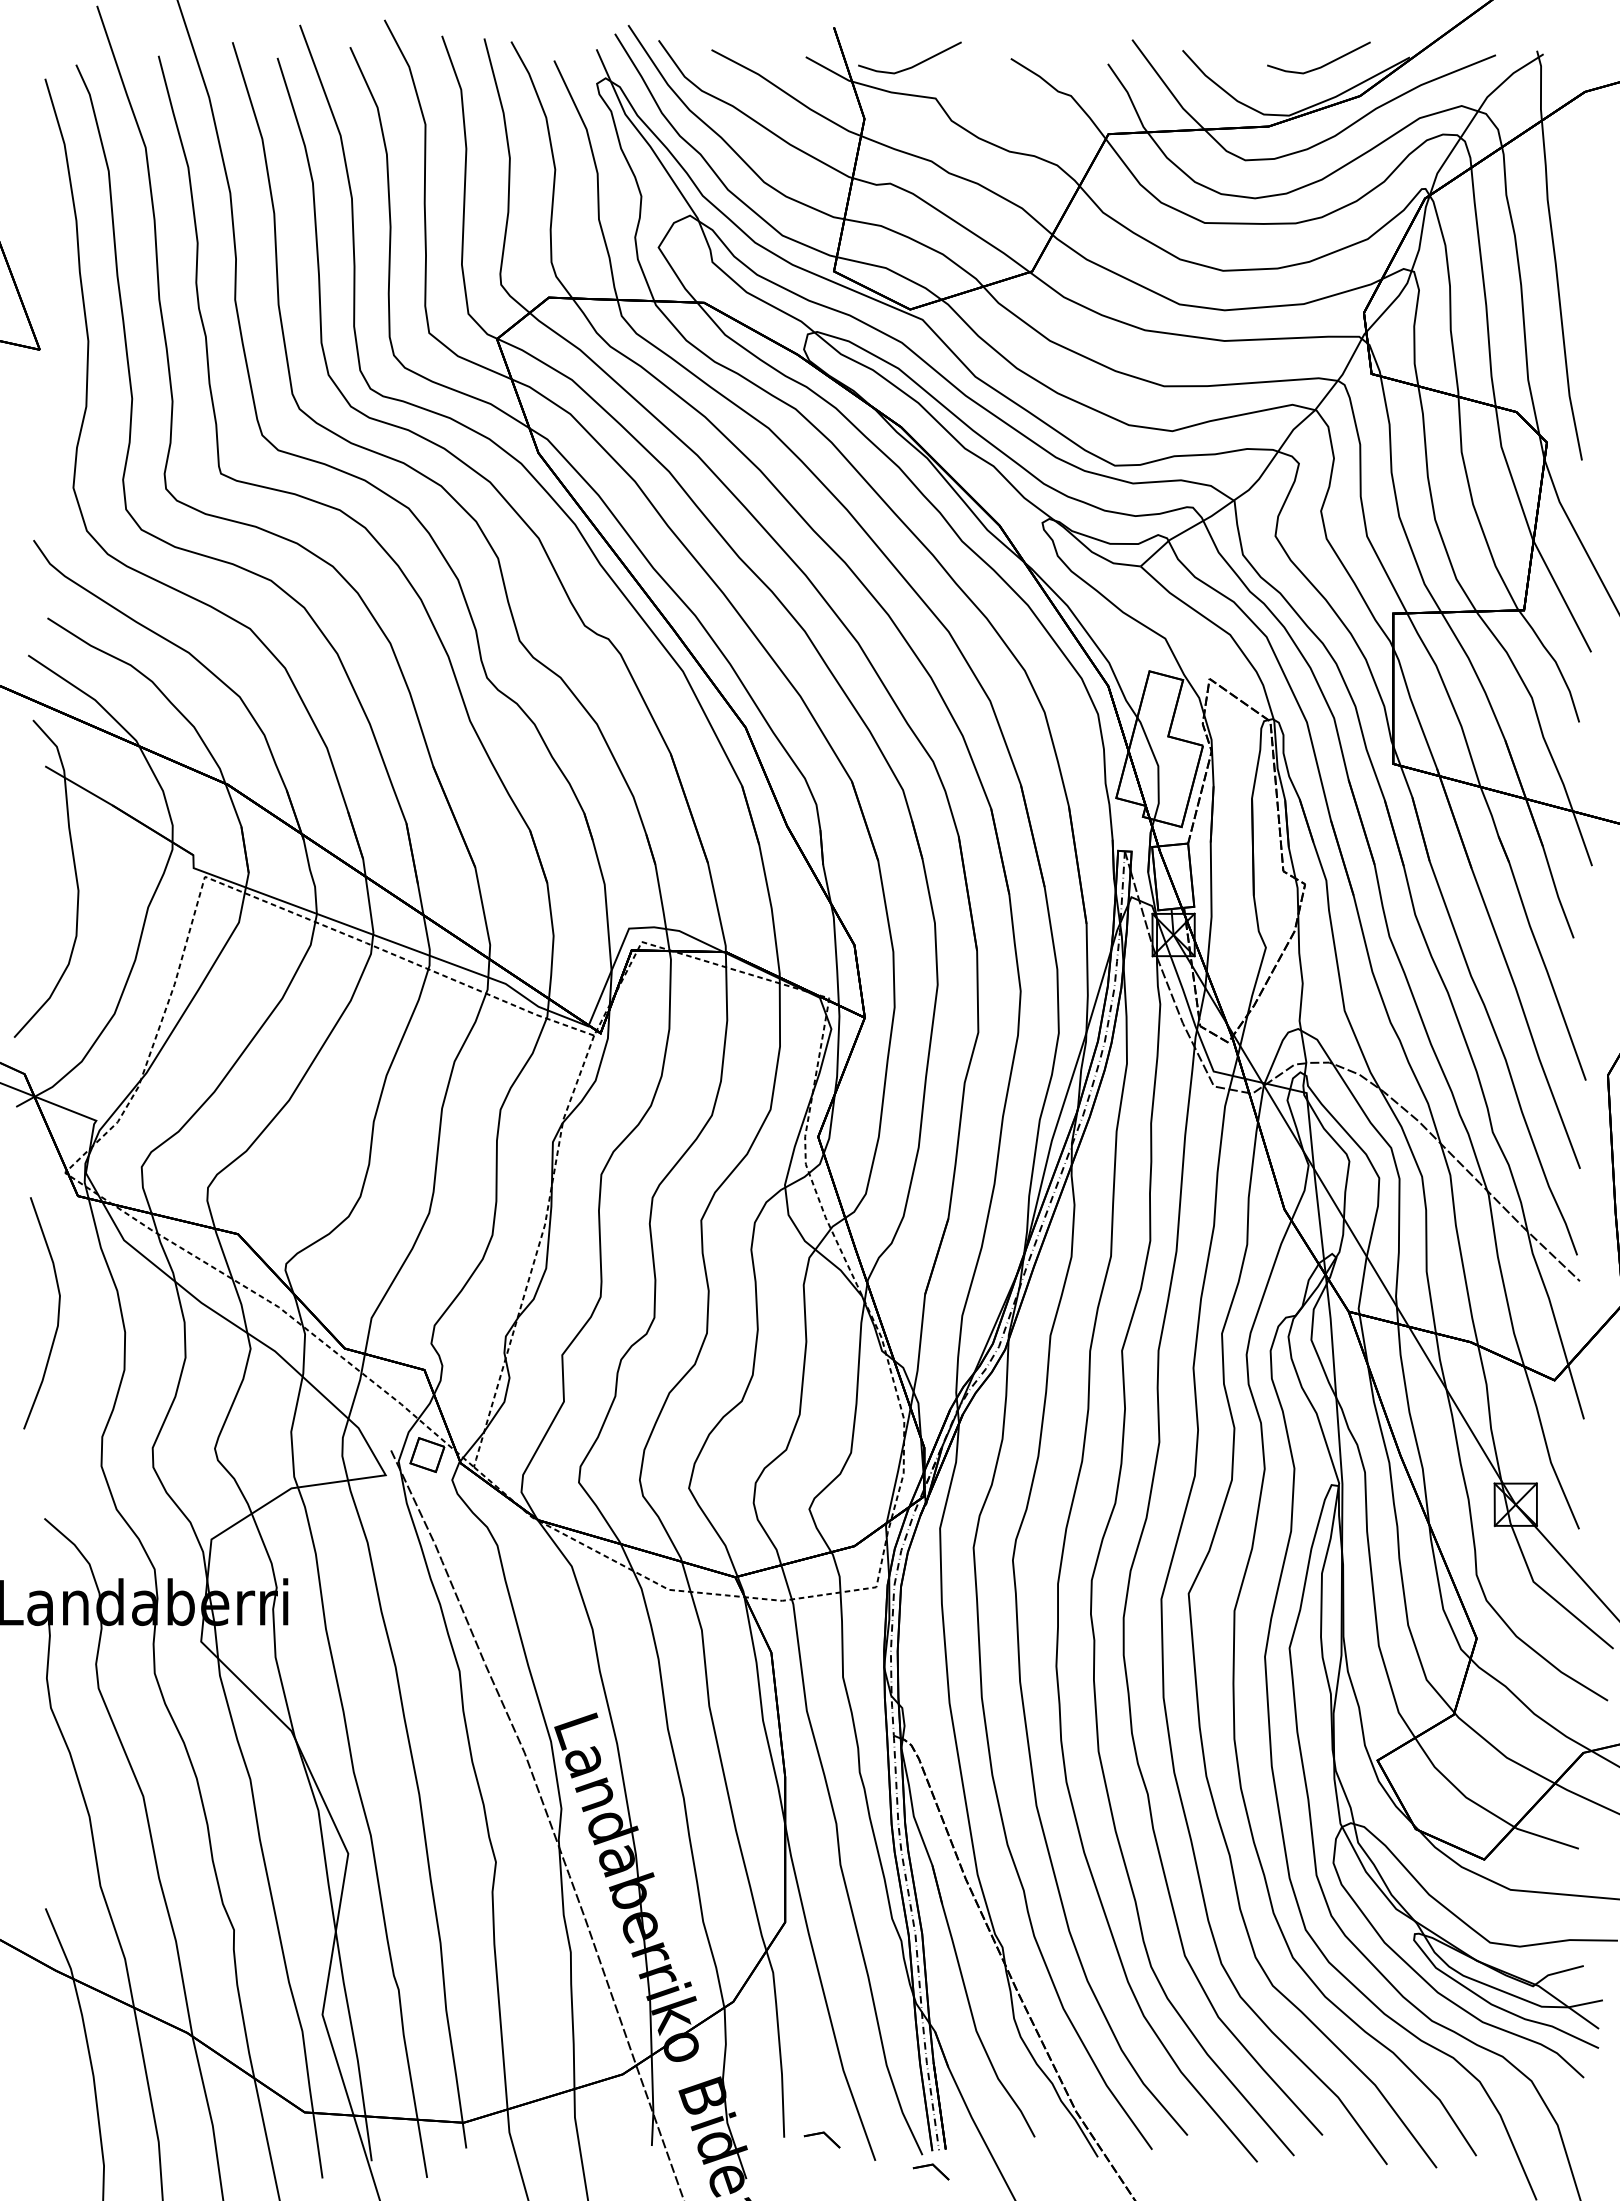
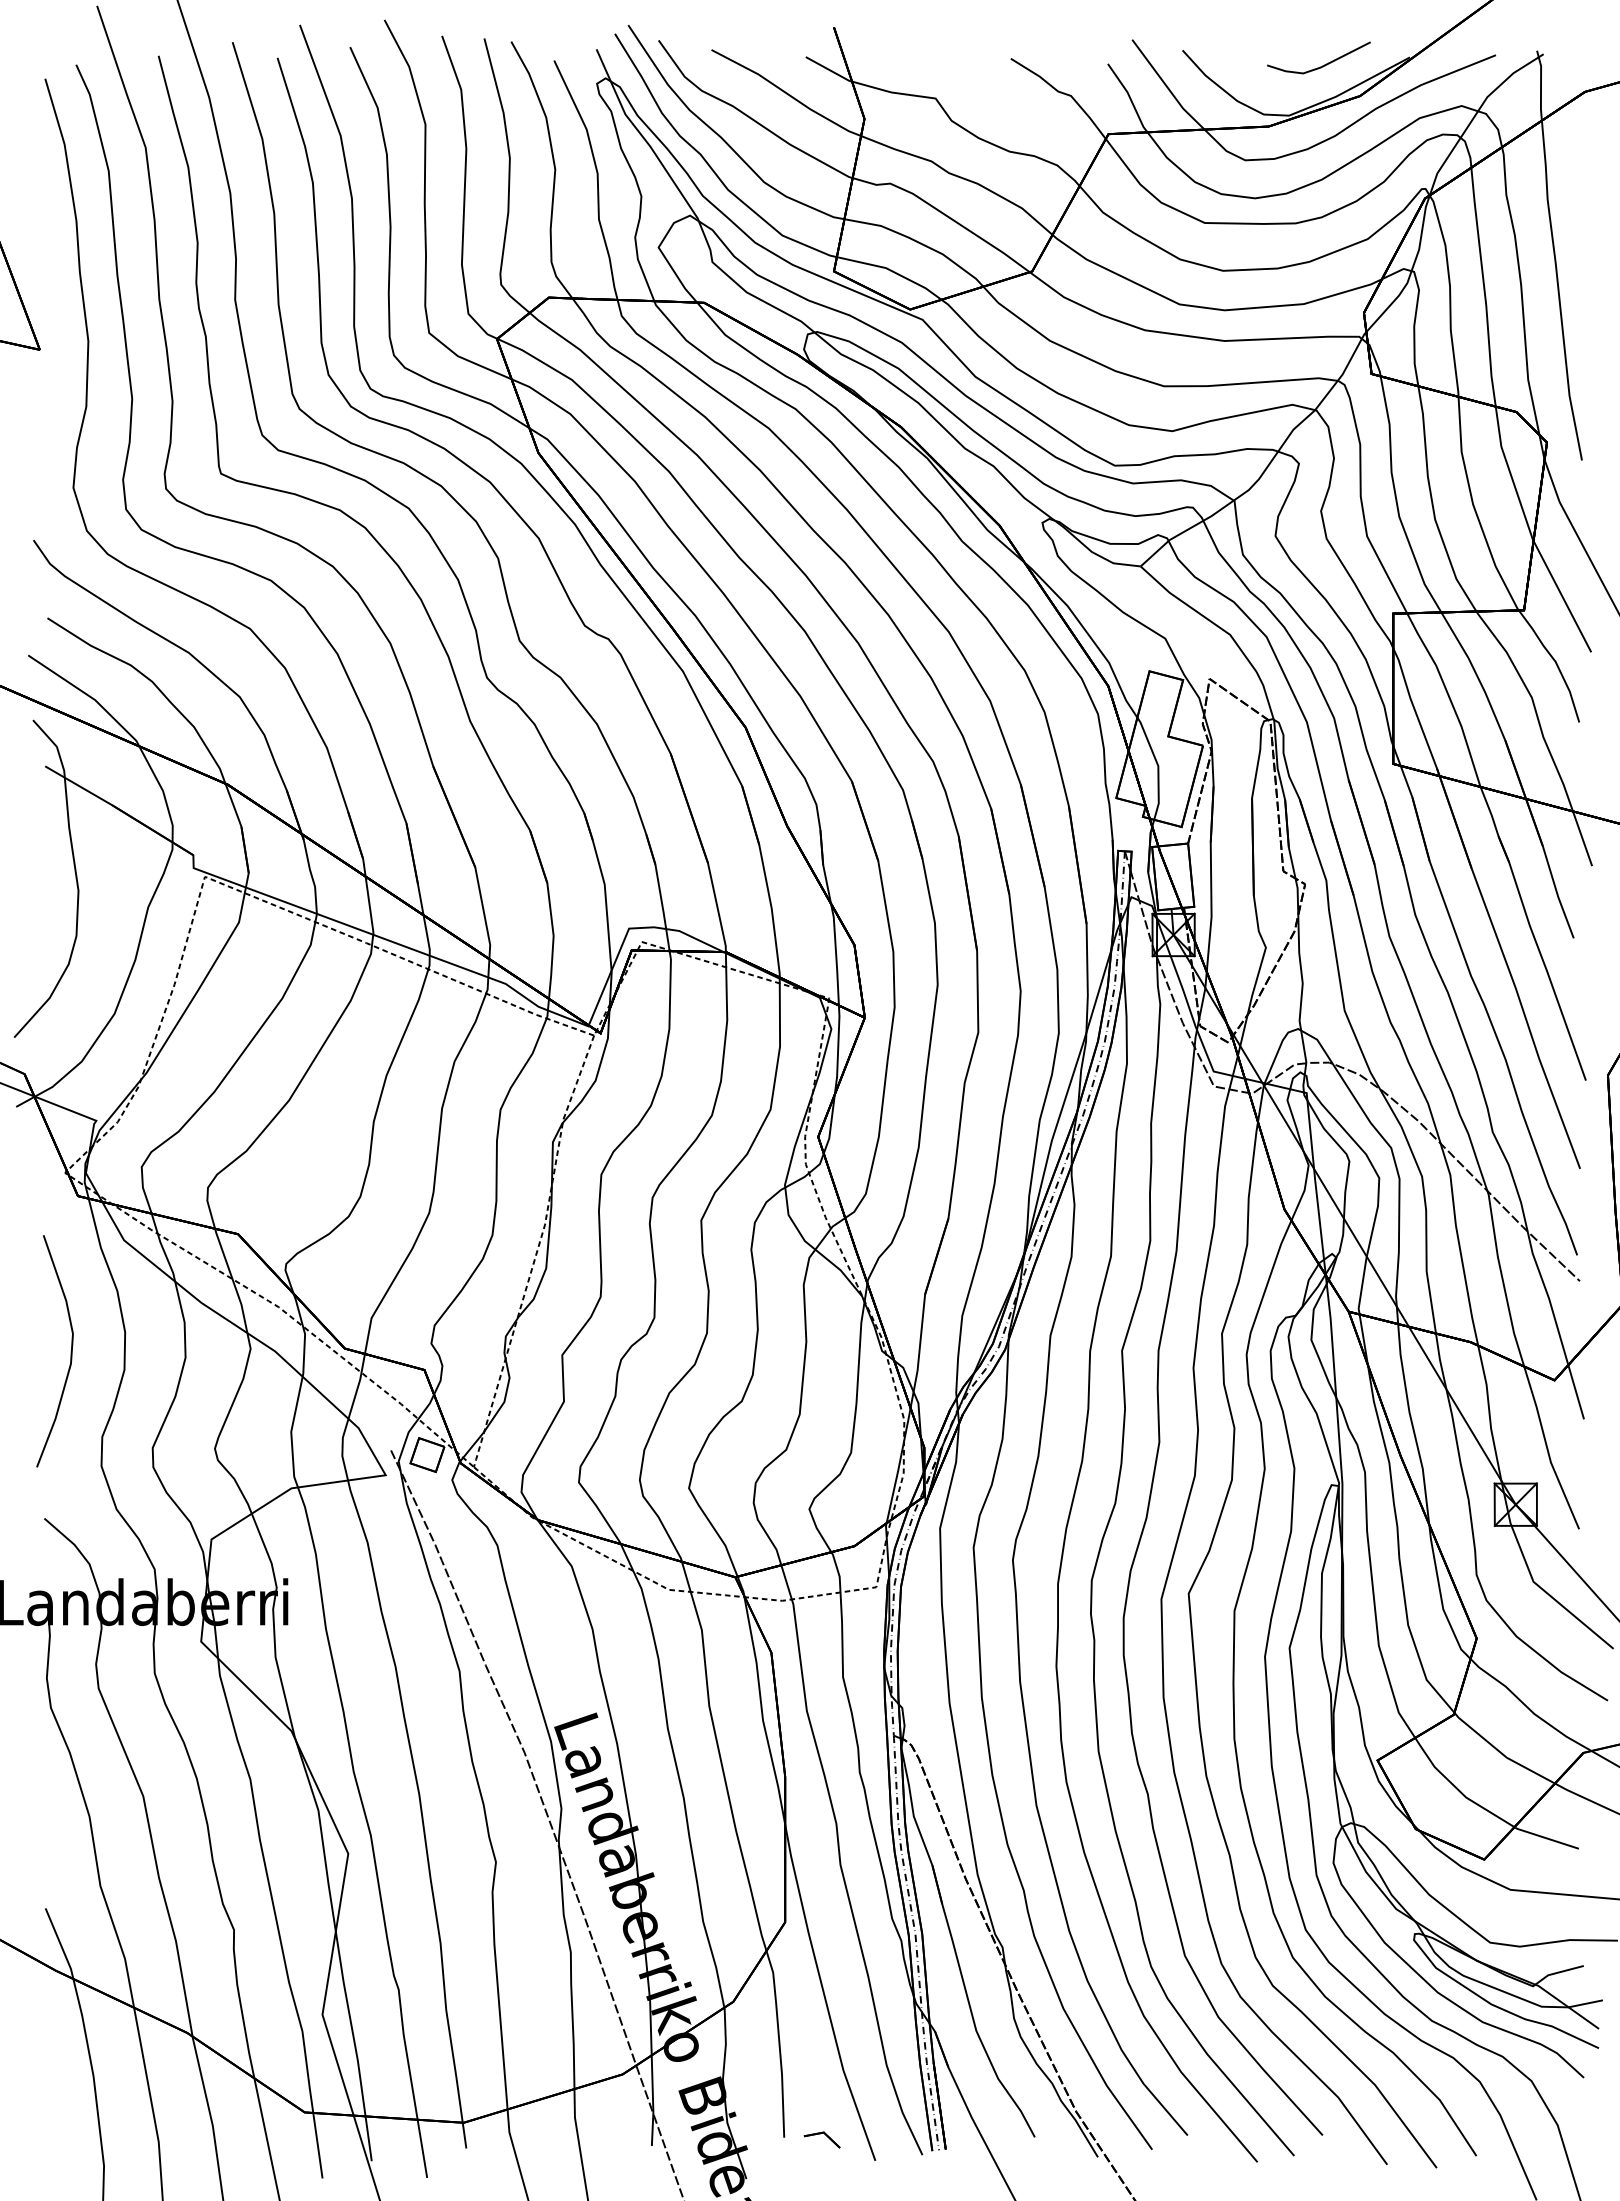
line: present -> none (913, 65)
curve position: (57, 1313) -> (70, 1351) (70, 1351)
part: present -> none (930, 2171)
